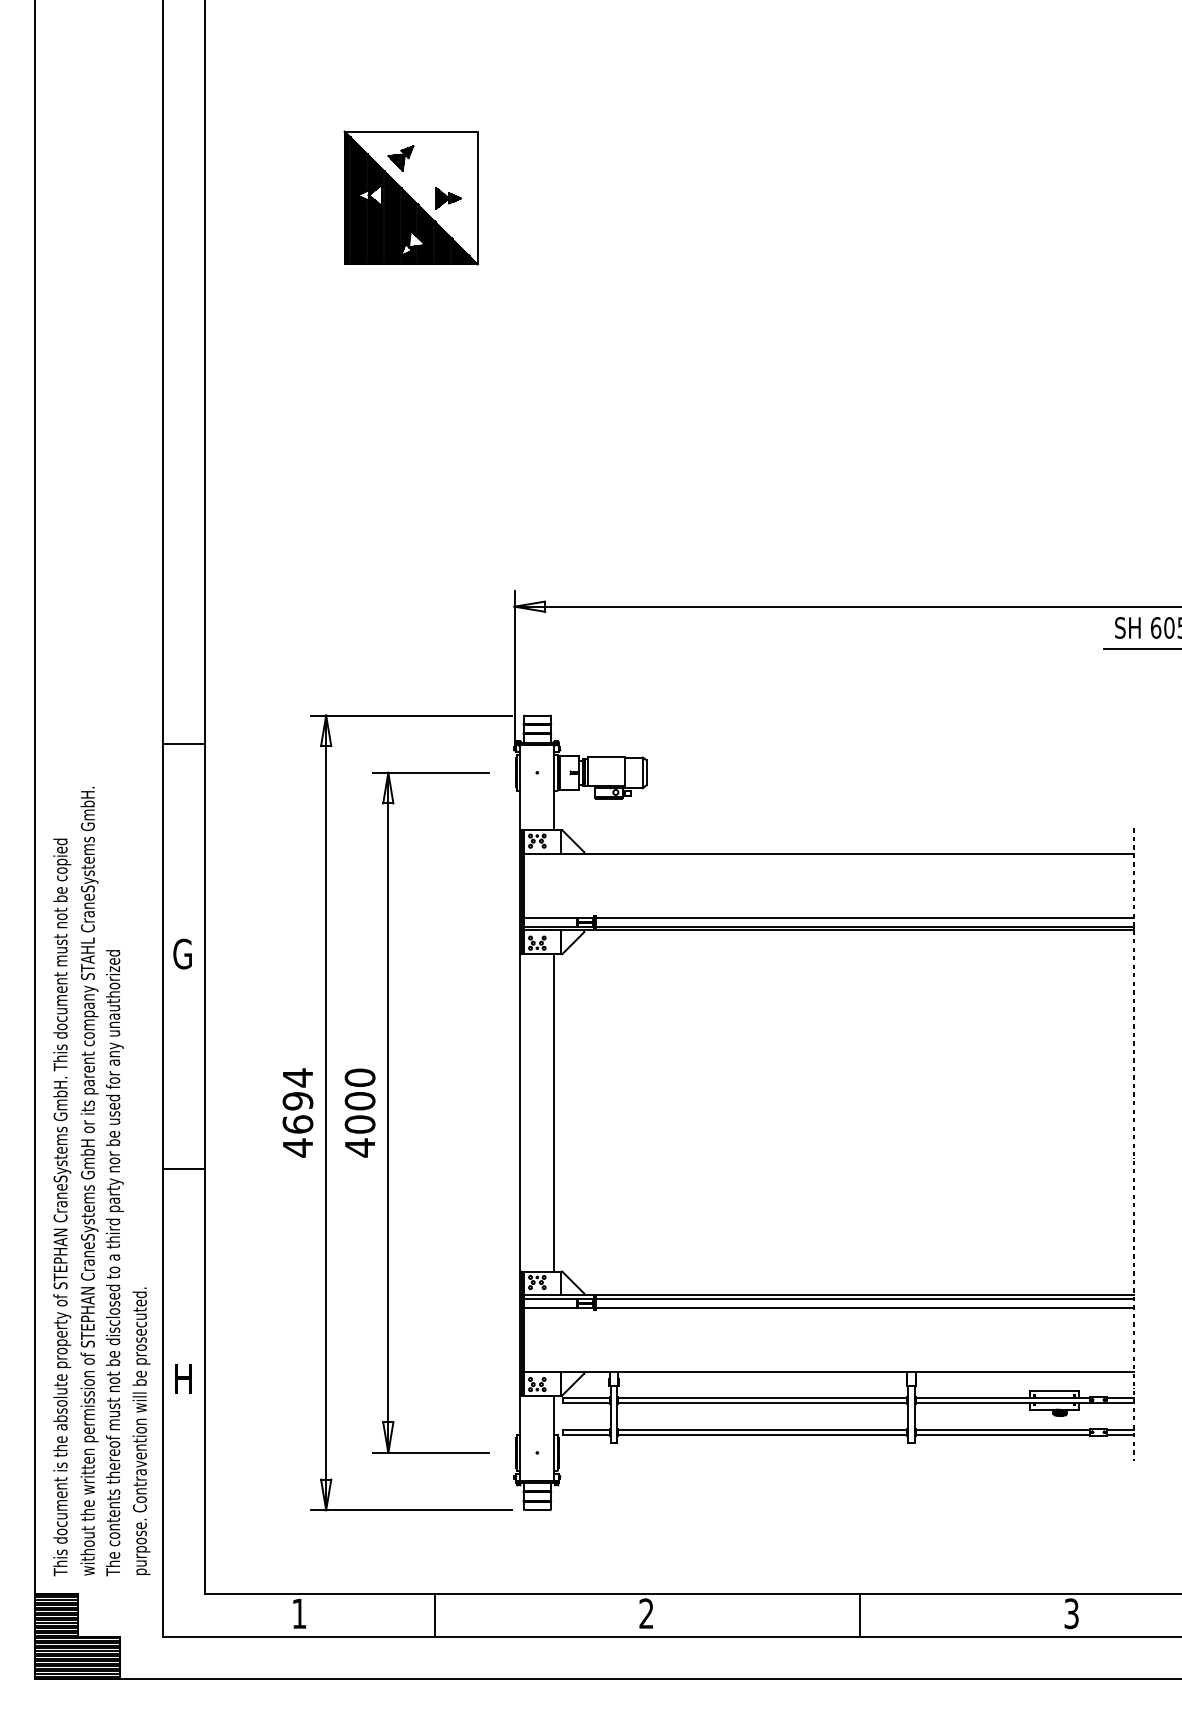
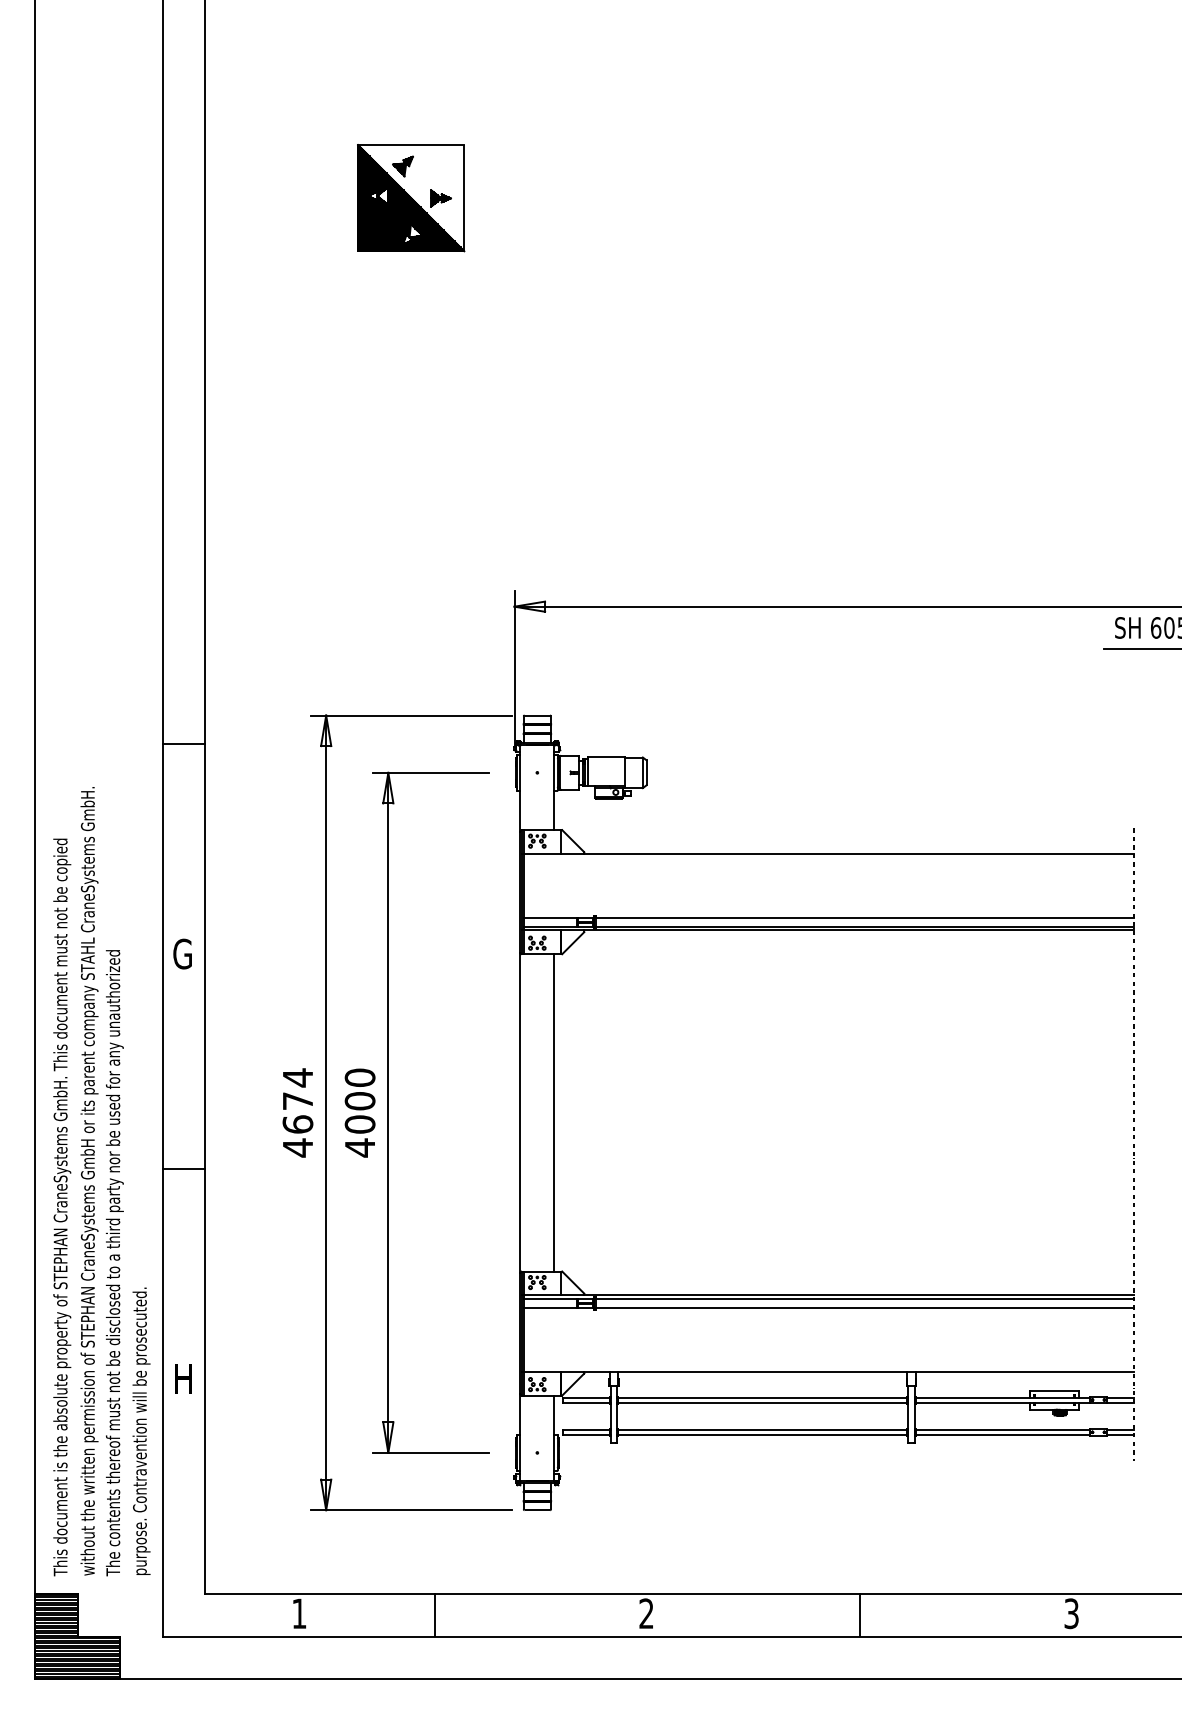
part size: 136x136 px -> 109x109 px (411, 198)
text: 4694 -> 4674 (297, 1101)
